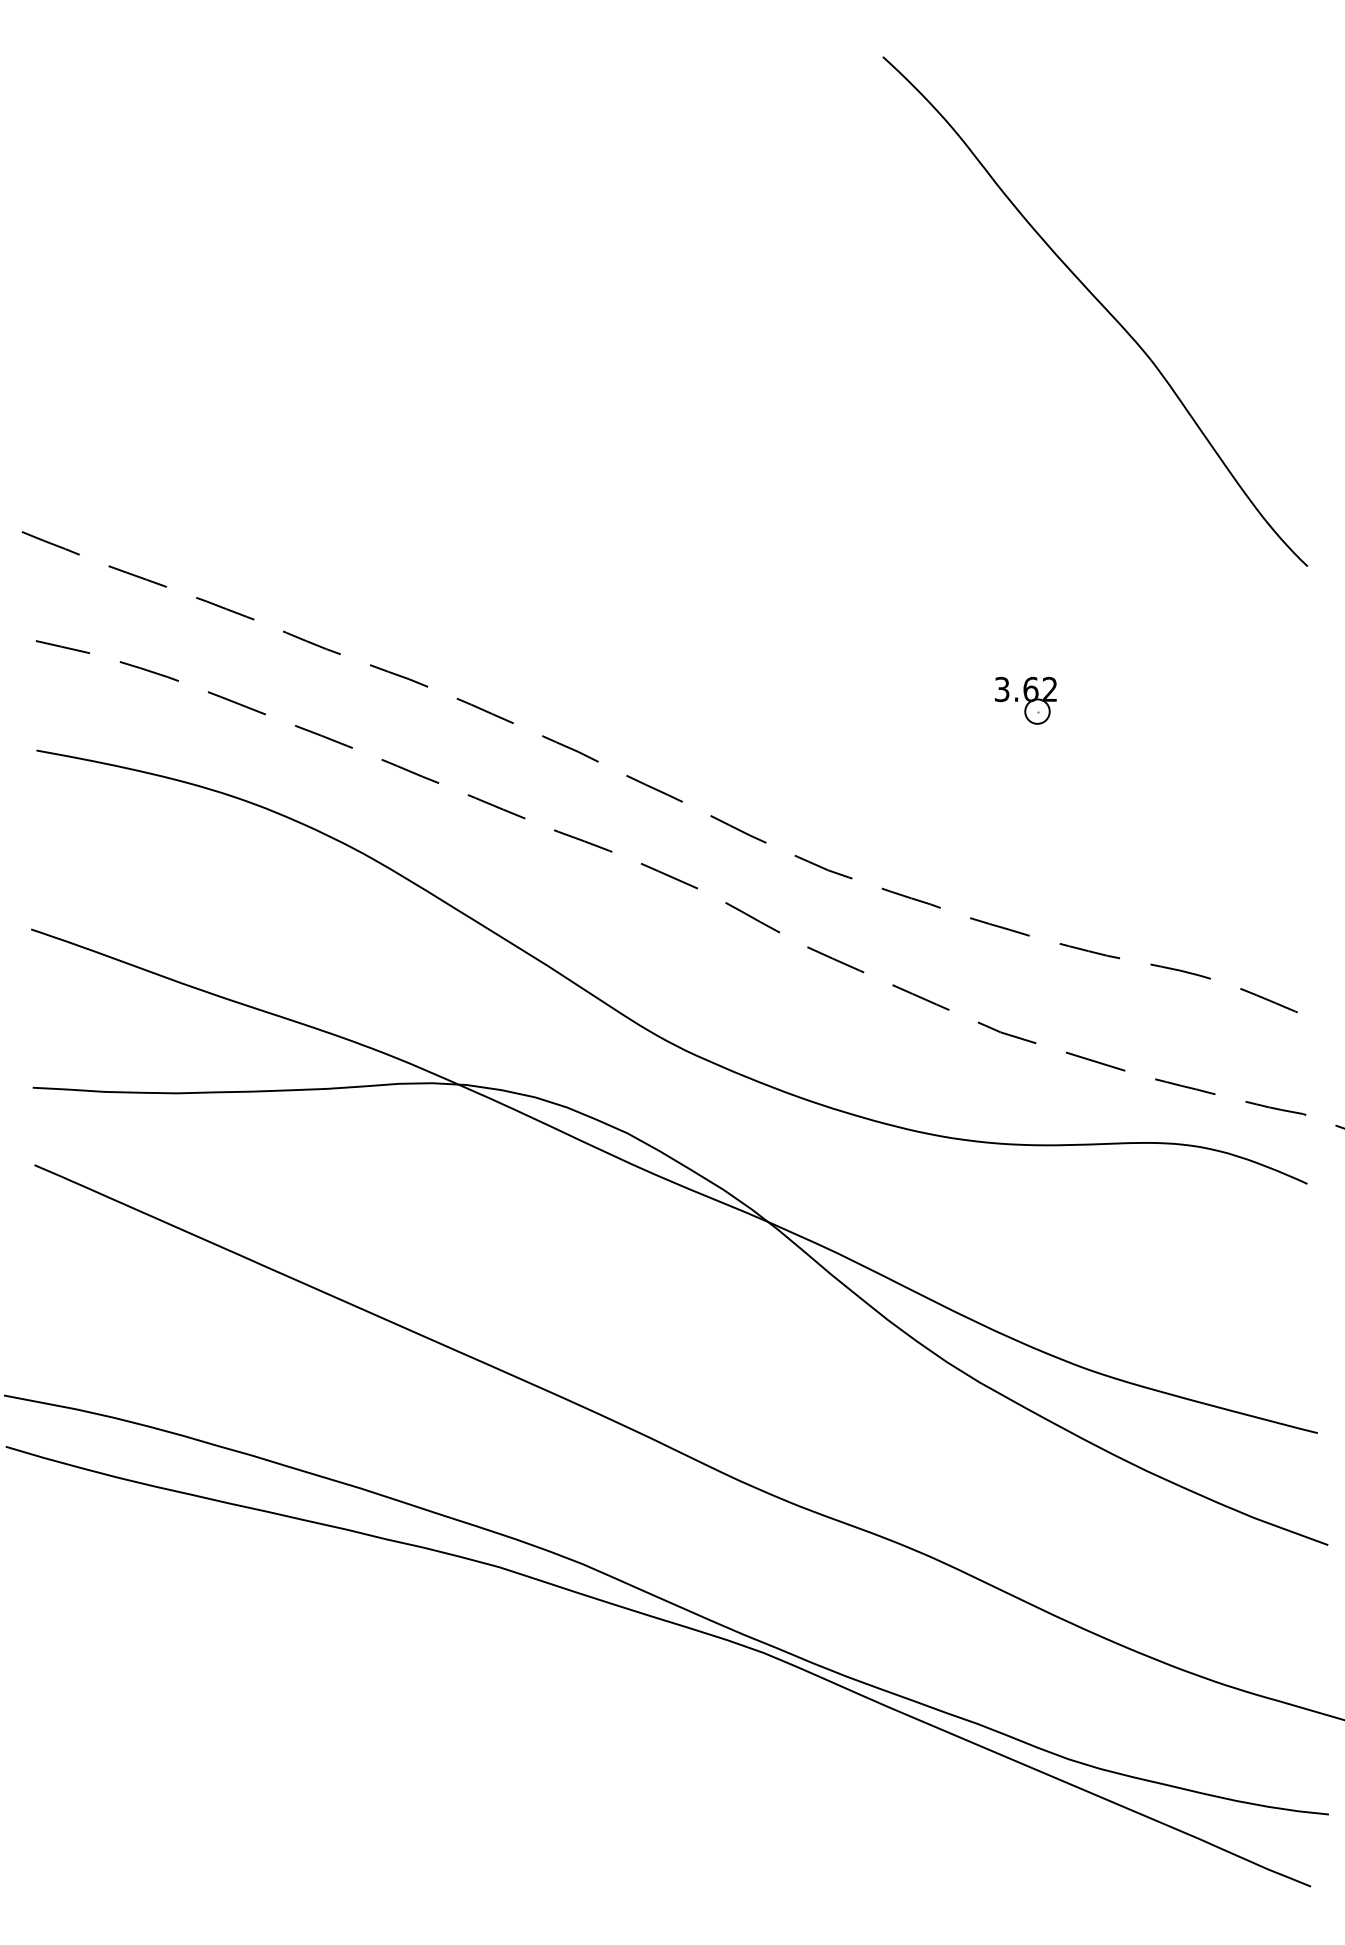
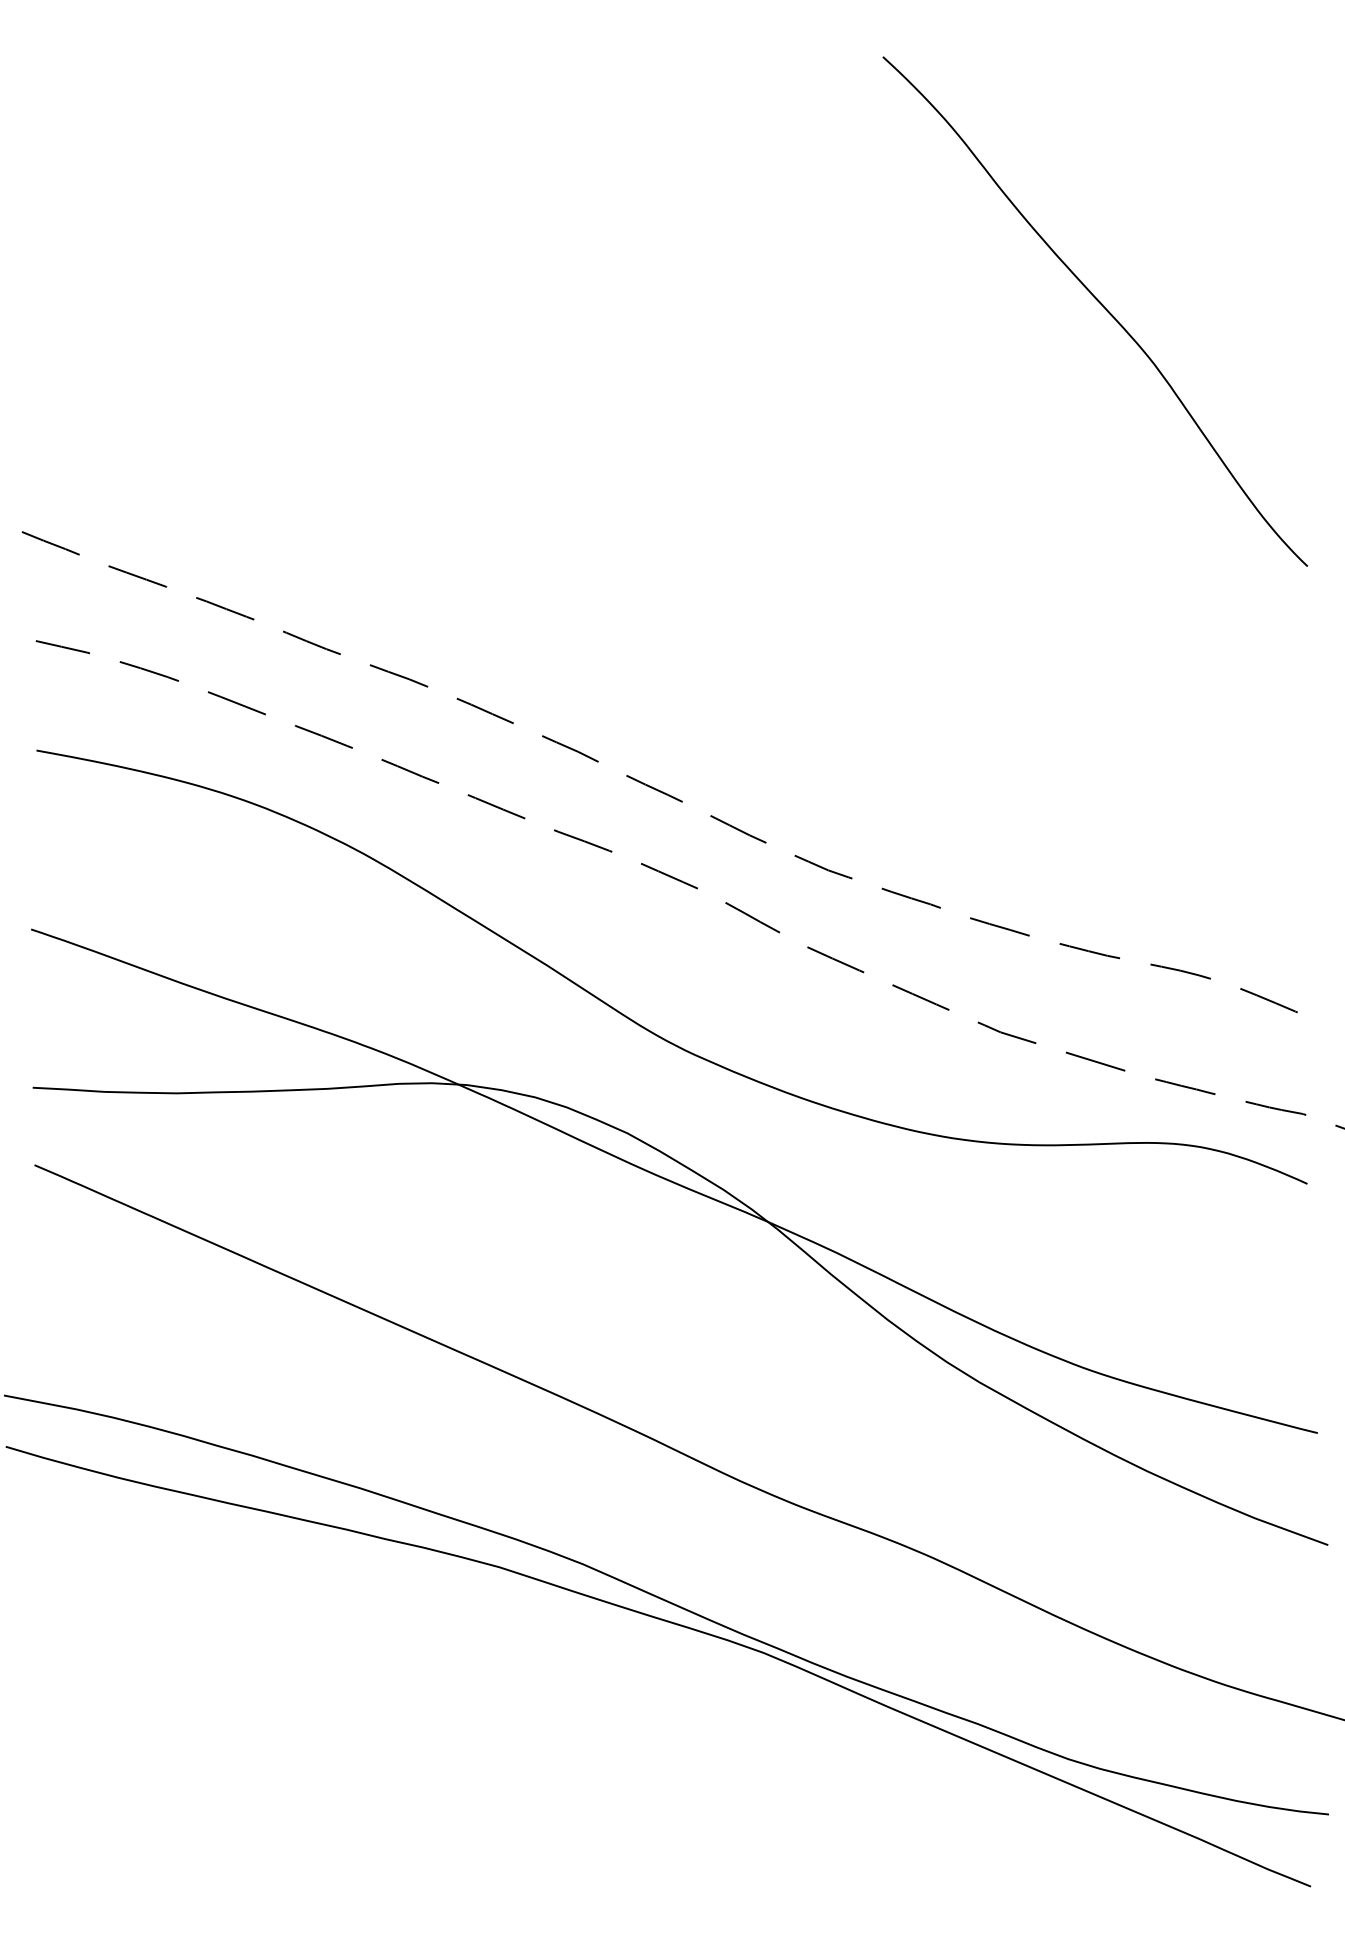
part: present -> none (1025, 700)
